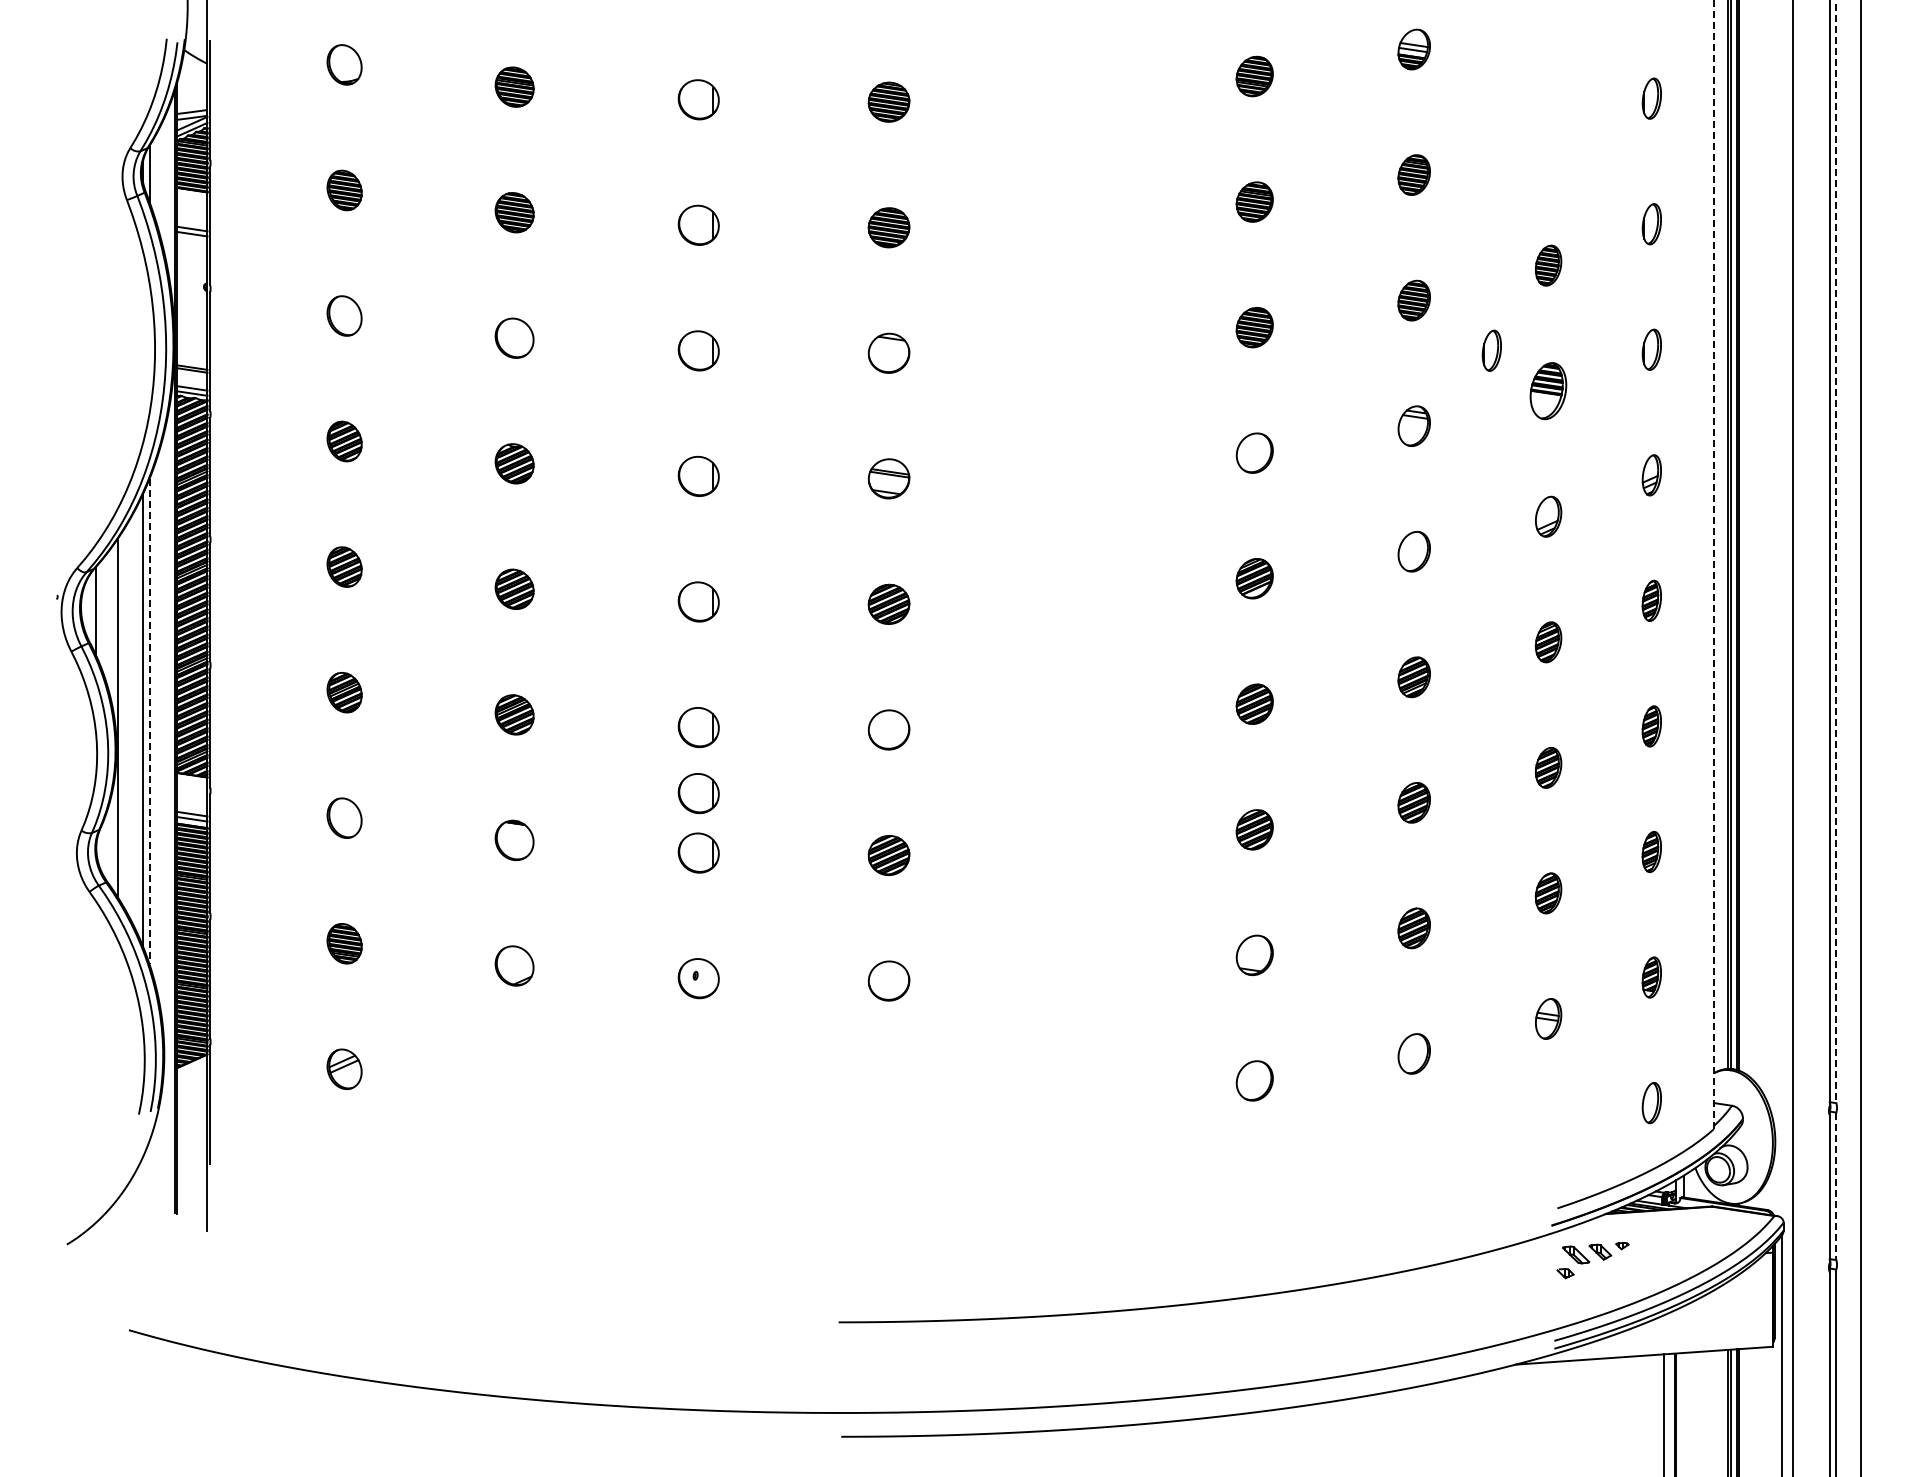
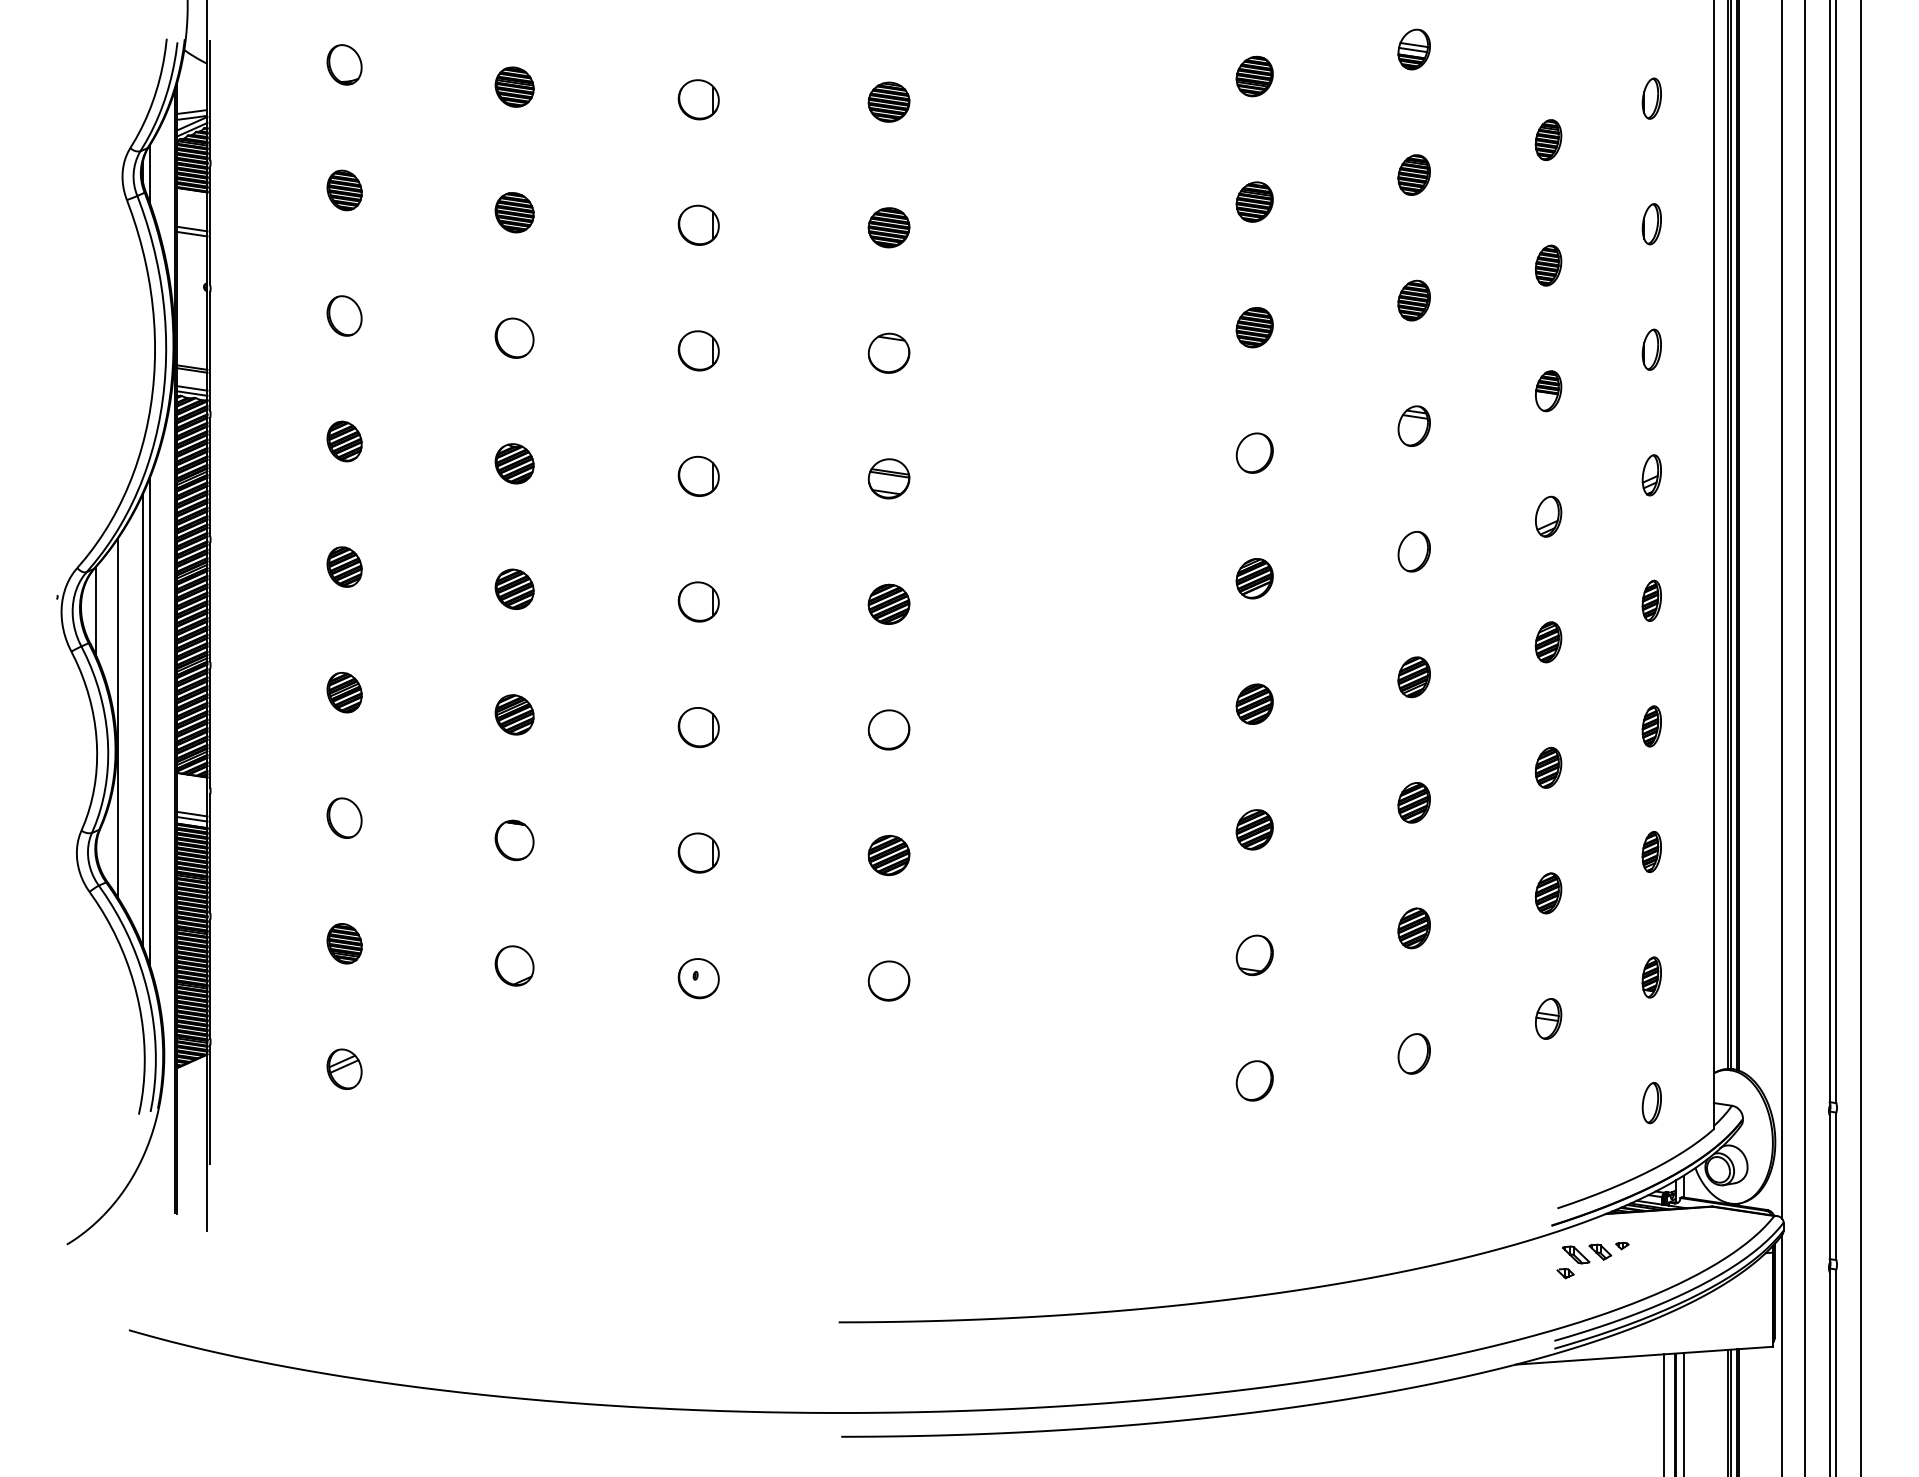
part: none -> present (1548, 140)
part: present -> none (1491, 350)
part size: 39x59 px -> 28x43 px (1548, 391)
line: dashed -> solid (1836, 552)
line: dashed -> solid (1713, 564)
line: none -> present (1782, 610)
line: dashed -> solid (149, 721)
line position: (1792, 737) -> (1804, 737) (1804, 737)
part: present -> none (698, 793)
line: dashed -> solid (1836, 1186)
line: none -> present (1683, 1412)
